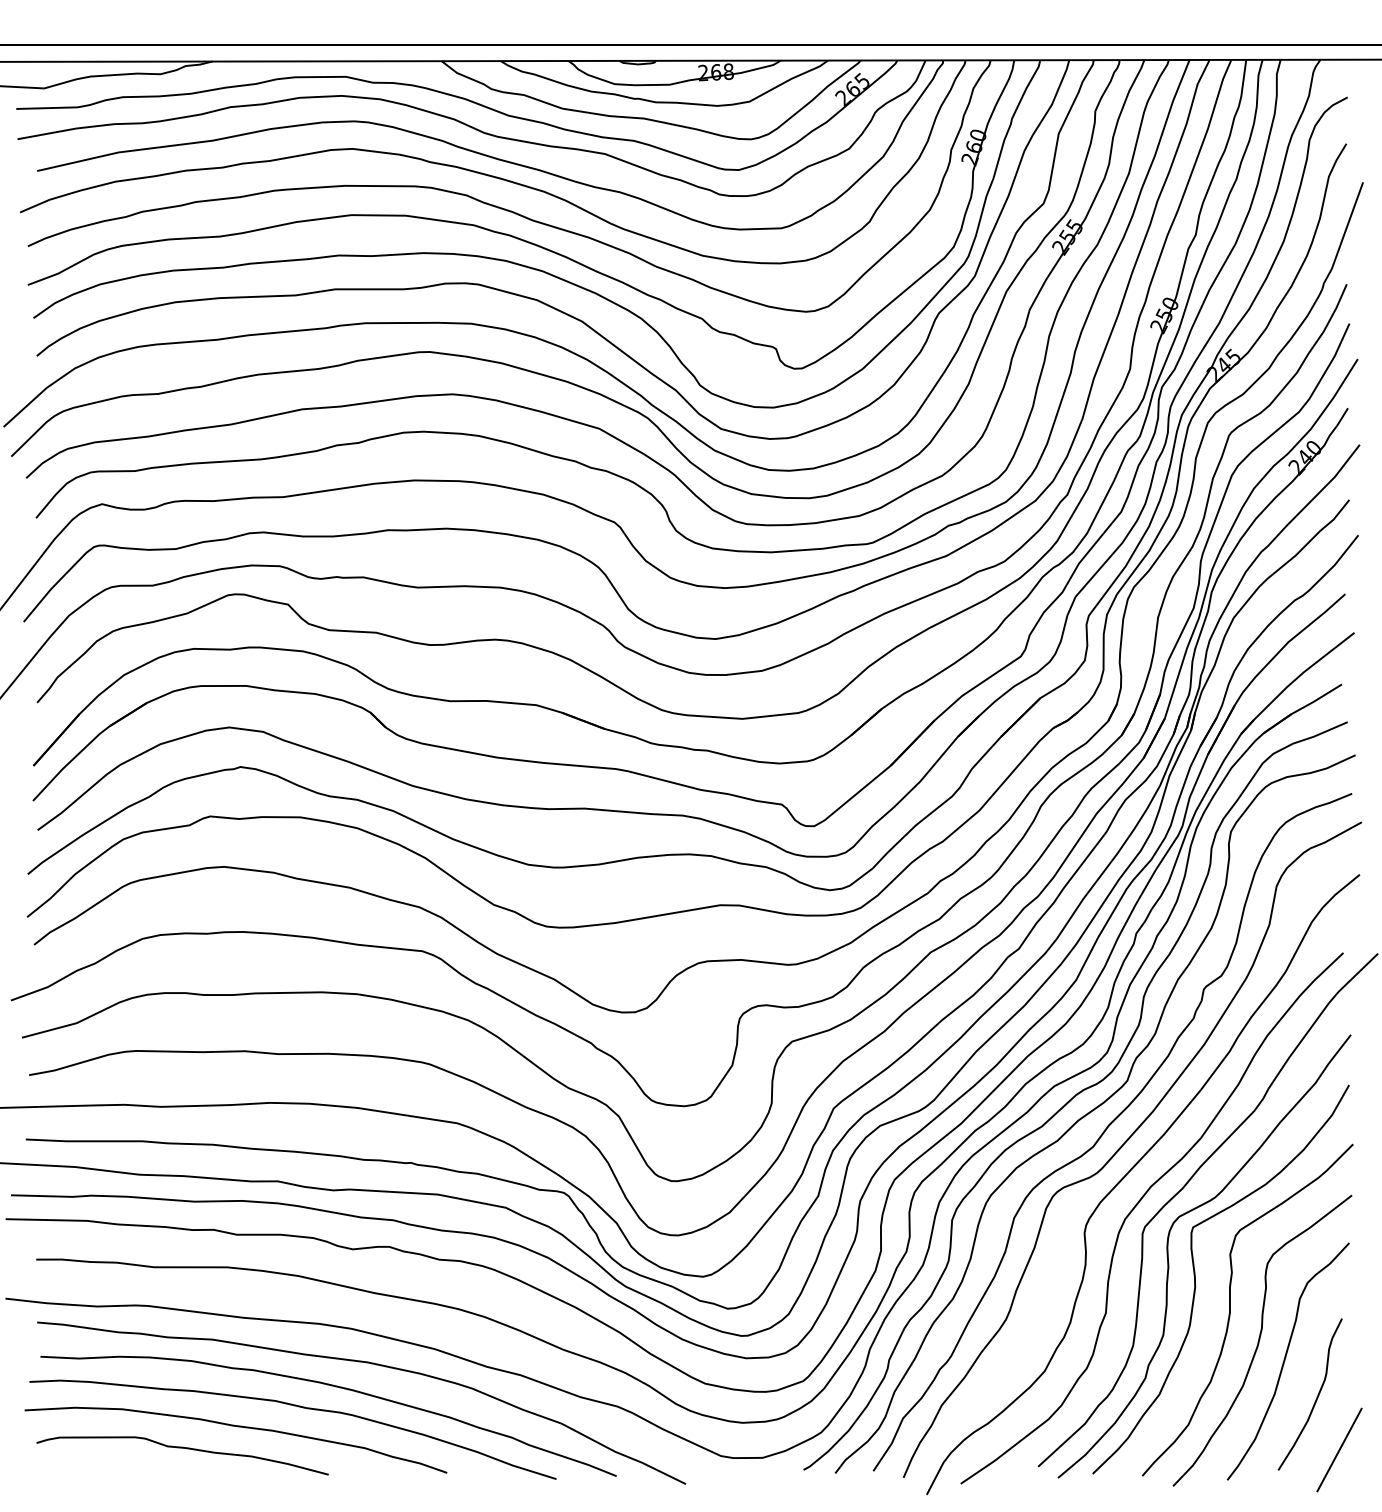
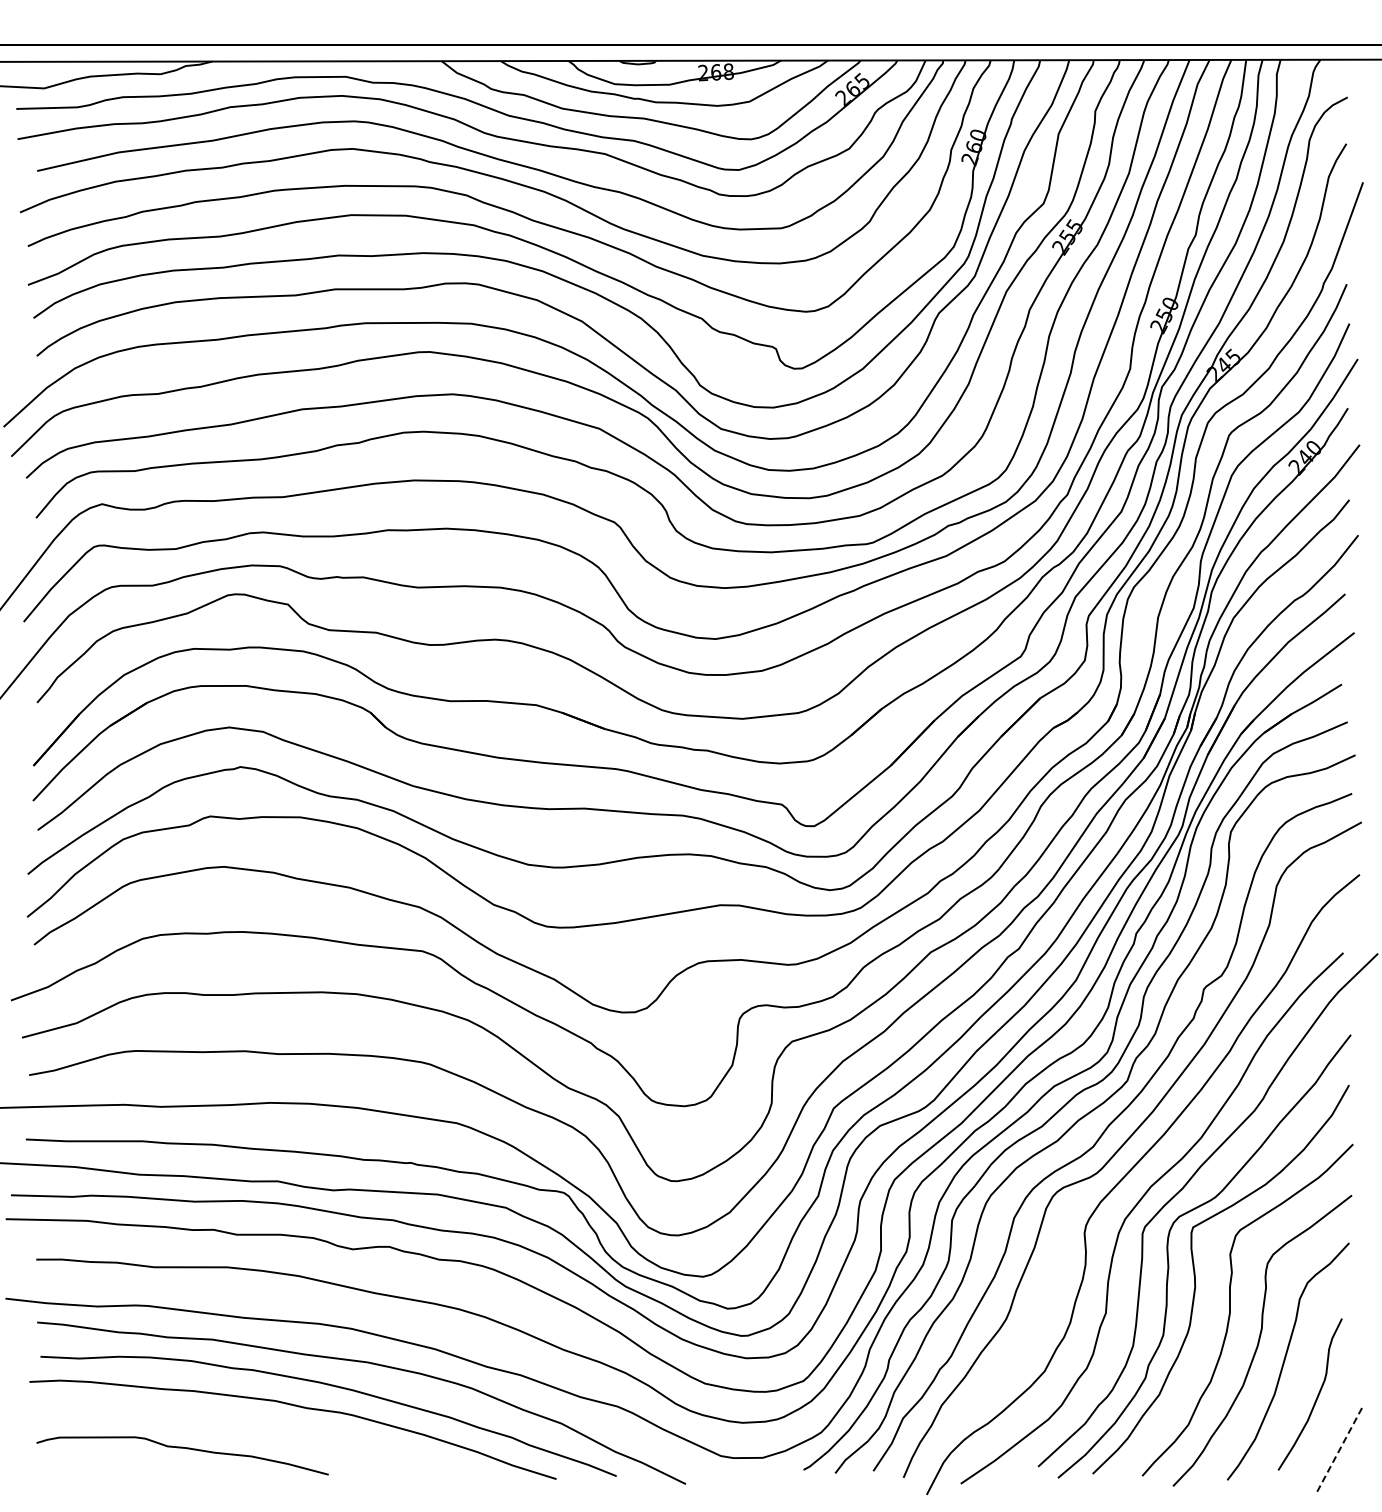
curve: present -> none (237, 1427)
line: solid -> dashed (1339, 1450)
